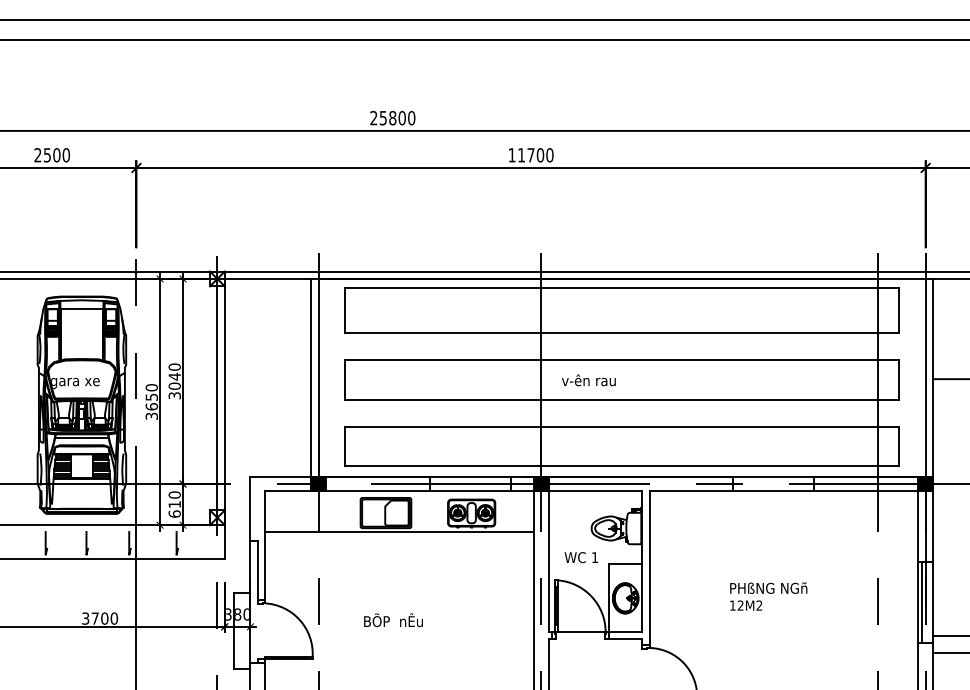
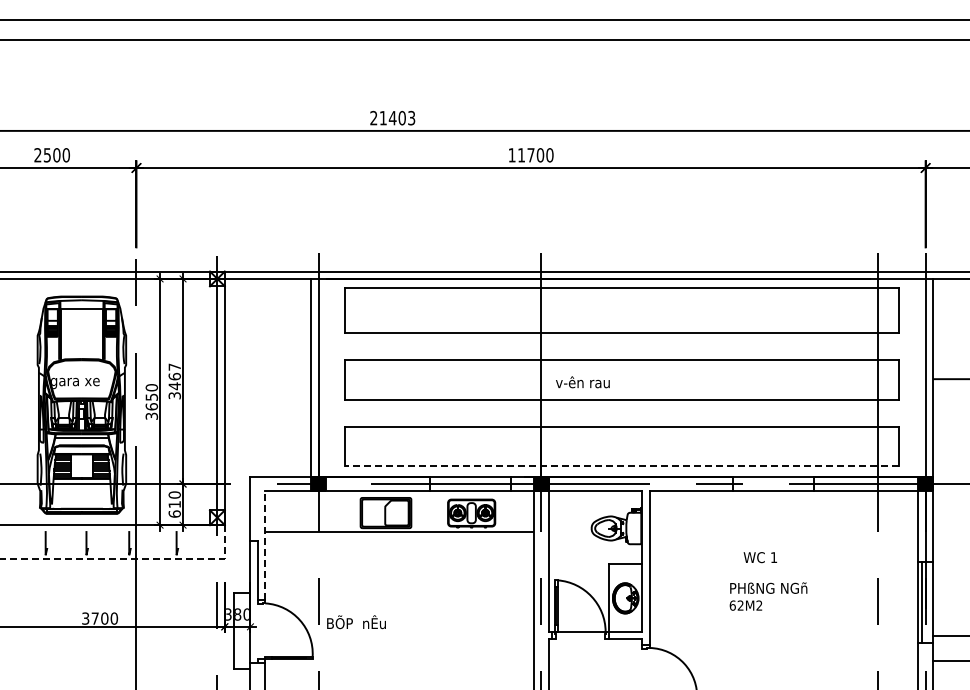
text: 25800 -> 21403 (397, 117)
text: 3040 -> 3467 (174, 376)
text position: (588, 380) -> (582, 382) (582, 382)
line: solid -> dashed (621, 465)
line: solid -> dashed (265, 545)
text position: (580, 557) -> (759, 557) (759, 557)
line: solid -> dashed (130, 558)
text: 12M2 -> 62M2 (732, 605)
text position: (393, 620) -> (356, 622) (356, 622)
line position: (949, 652) -> (949, 660) (949, 660)
